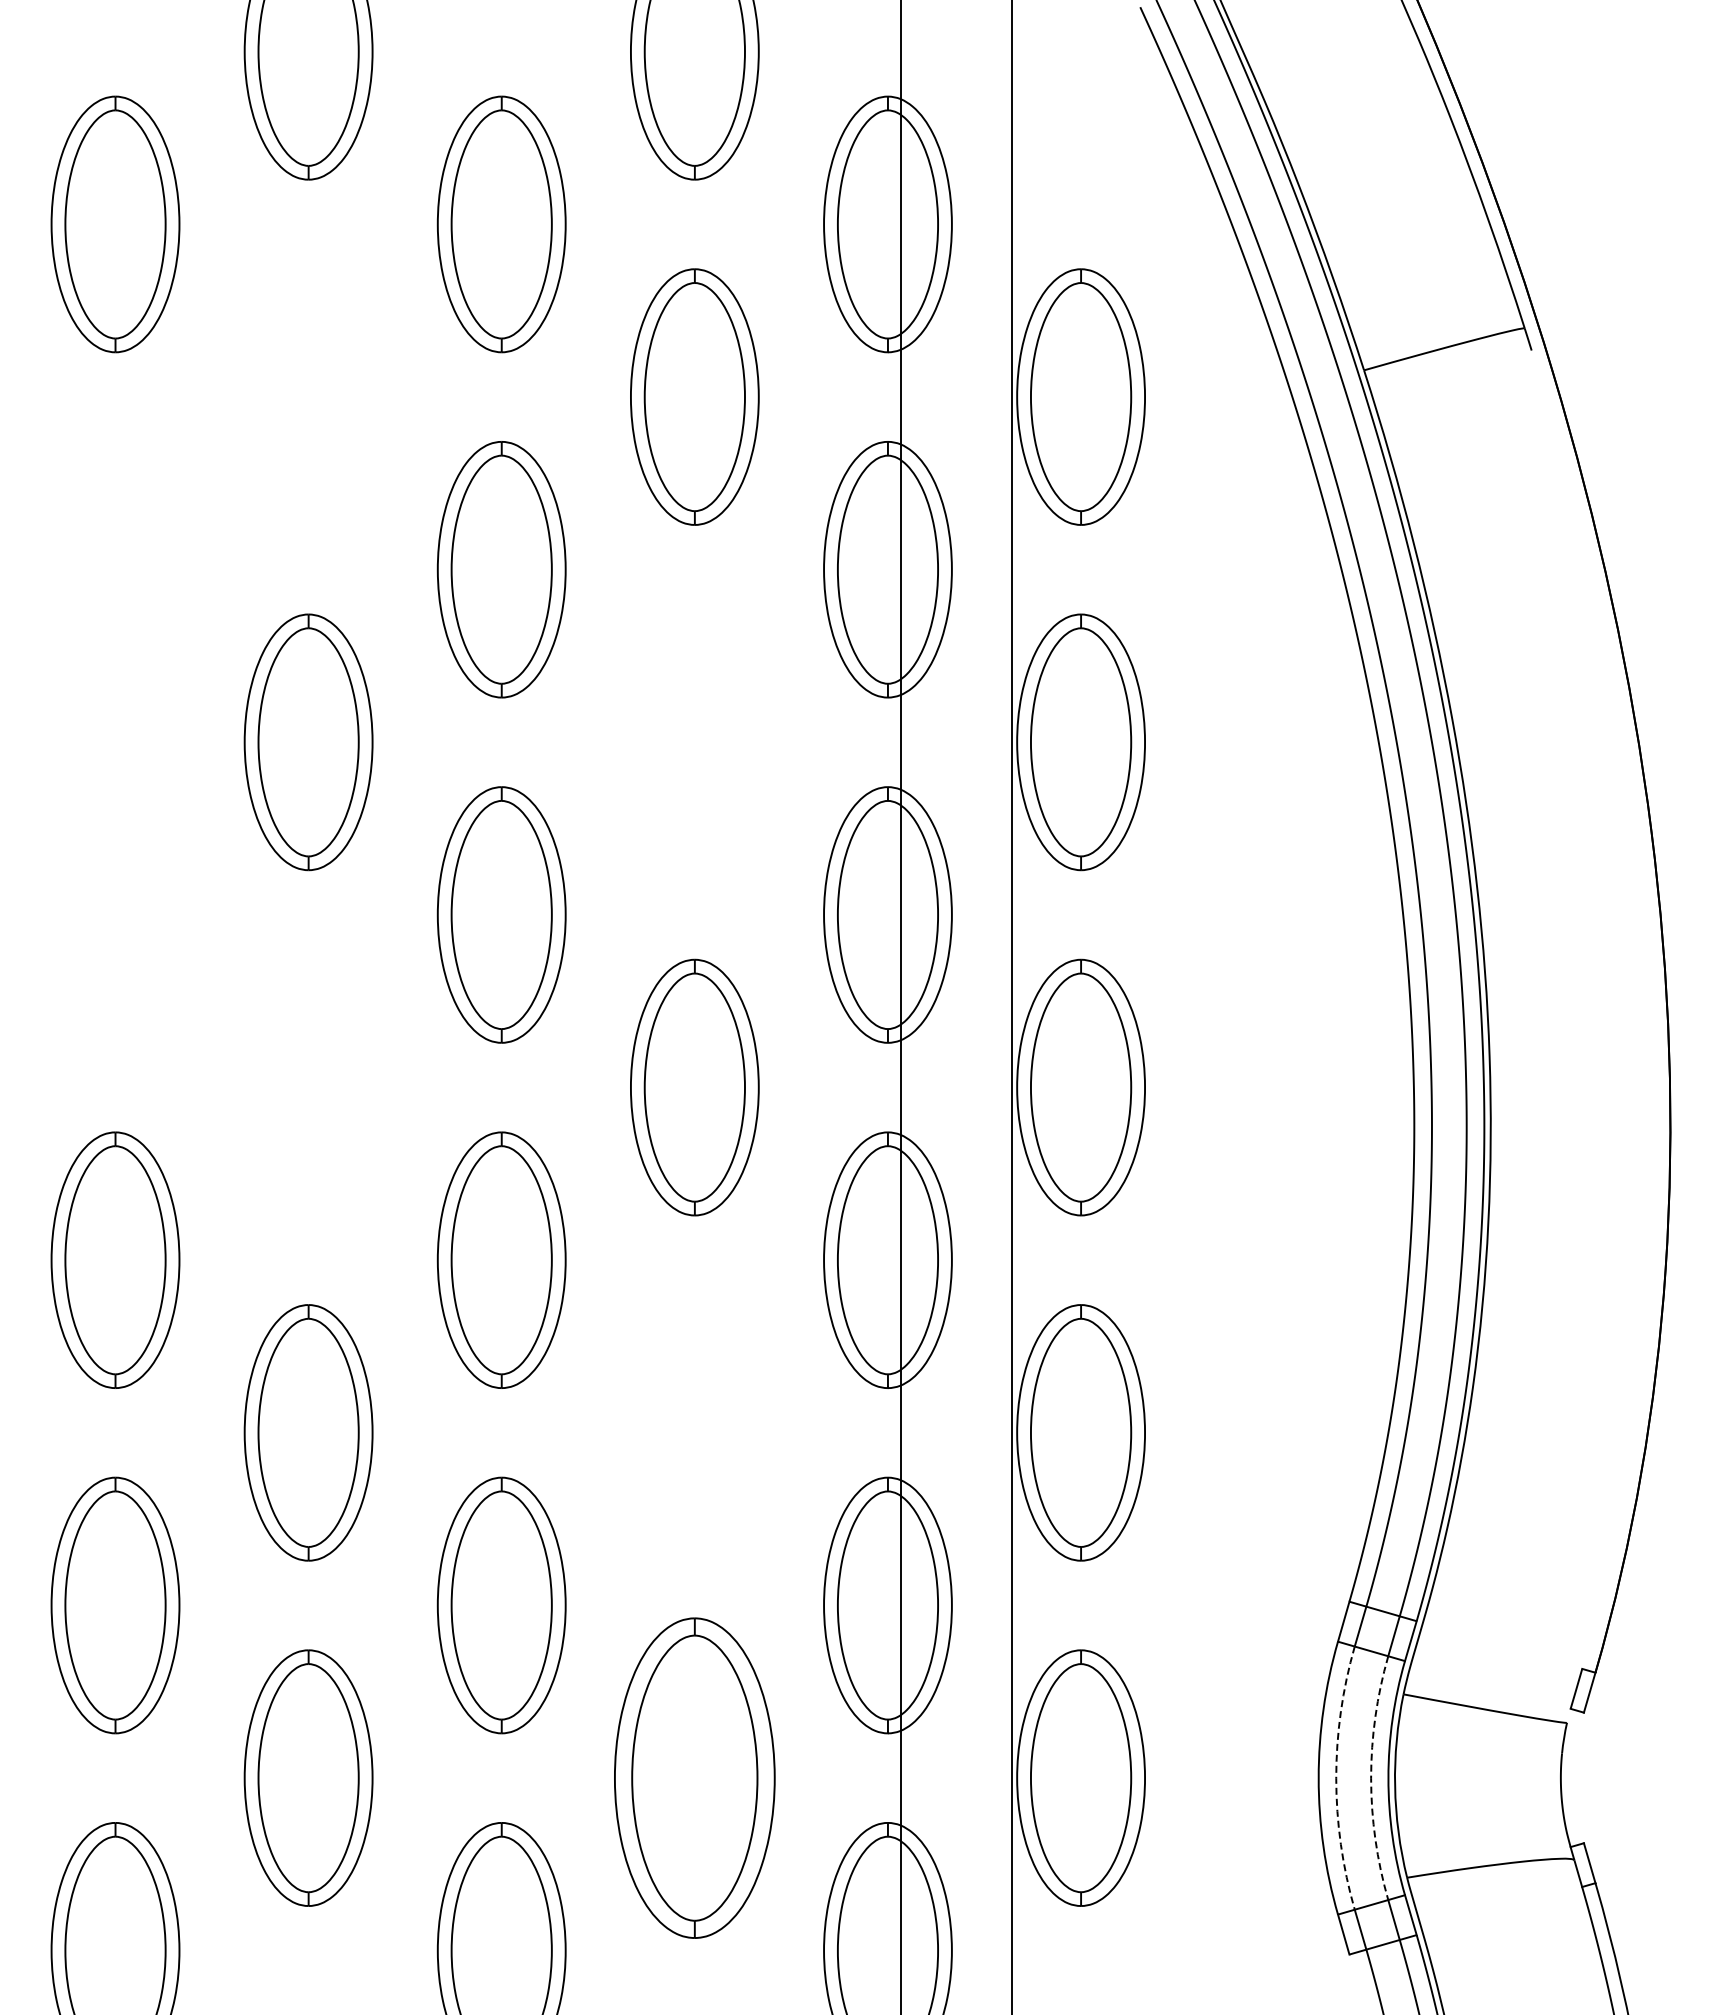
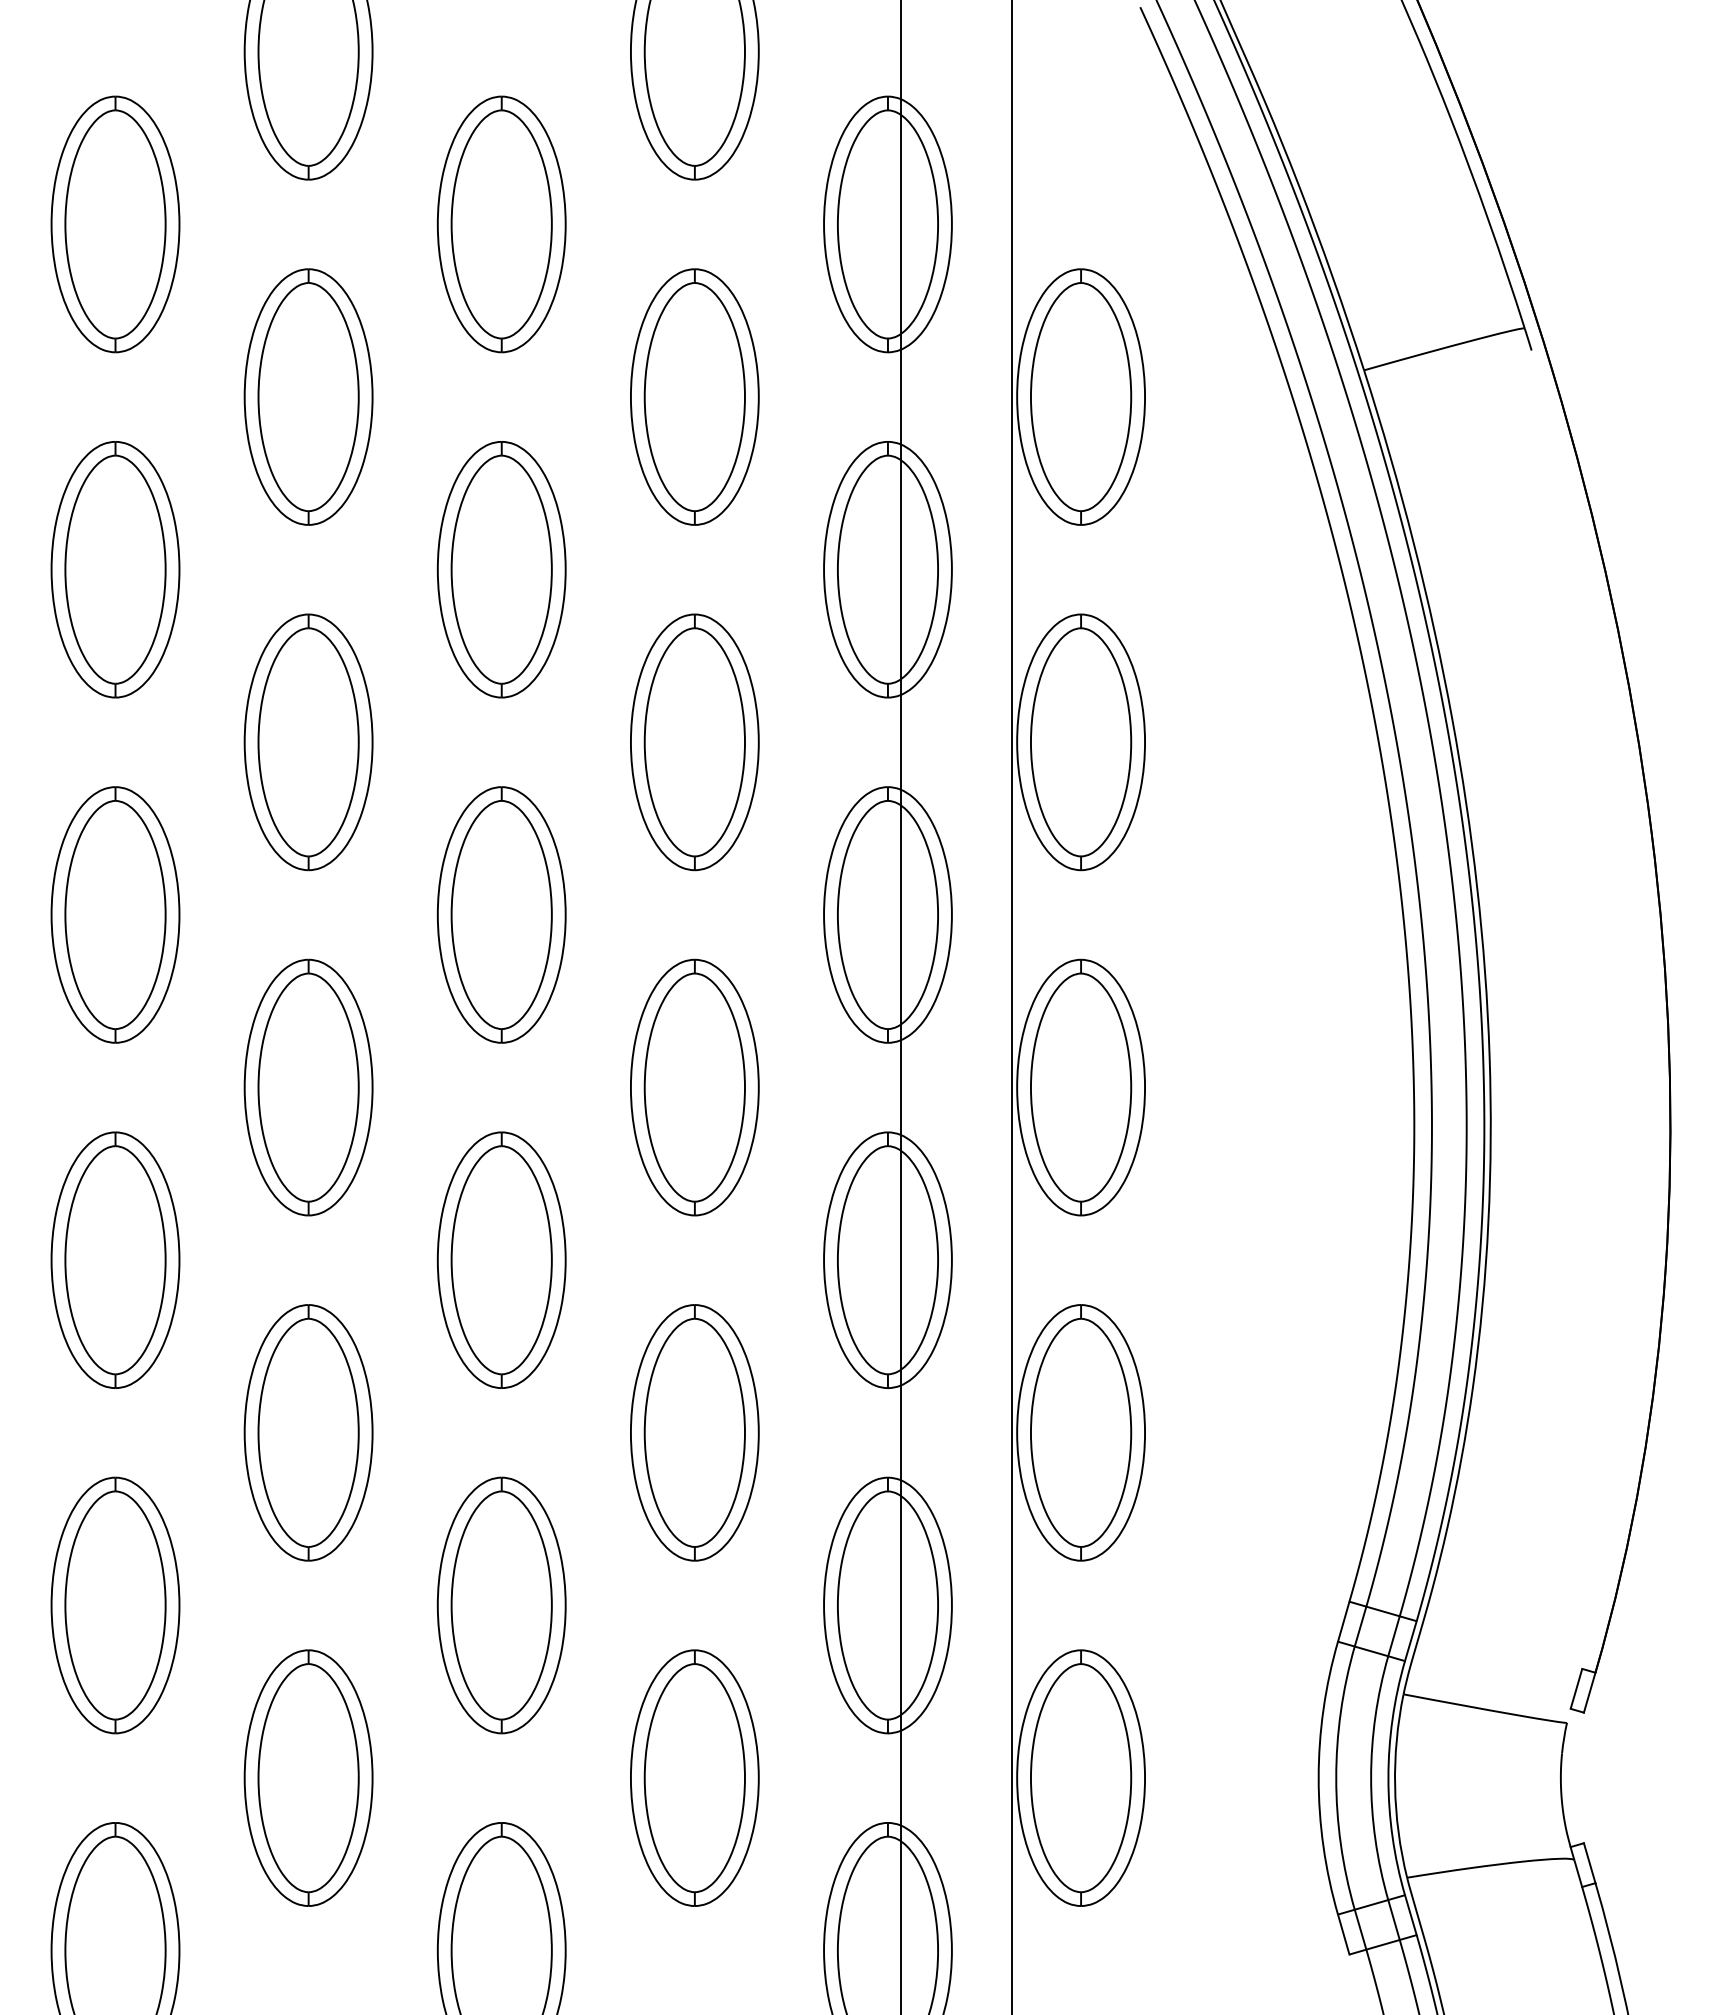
part: none -> present (308, 396)
part: none -> present (115, 569)
part: none -> present (694, 742)
part: none -> present (115, 914)
part: none -> present (308, 1087)
part: none -> present (694, 1432)
part size: 162x322 px -> 130x258 px (694, 1777)
arc: dashed -> solid (1336, 1778)
arc: dashed -> solid (1371, 1778)
